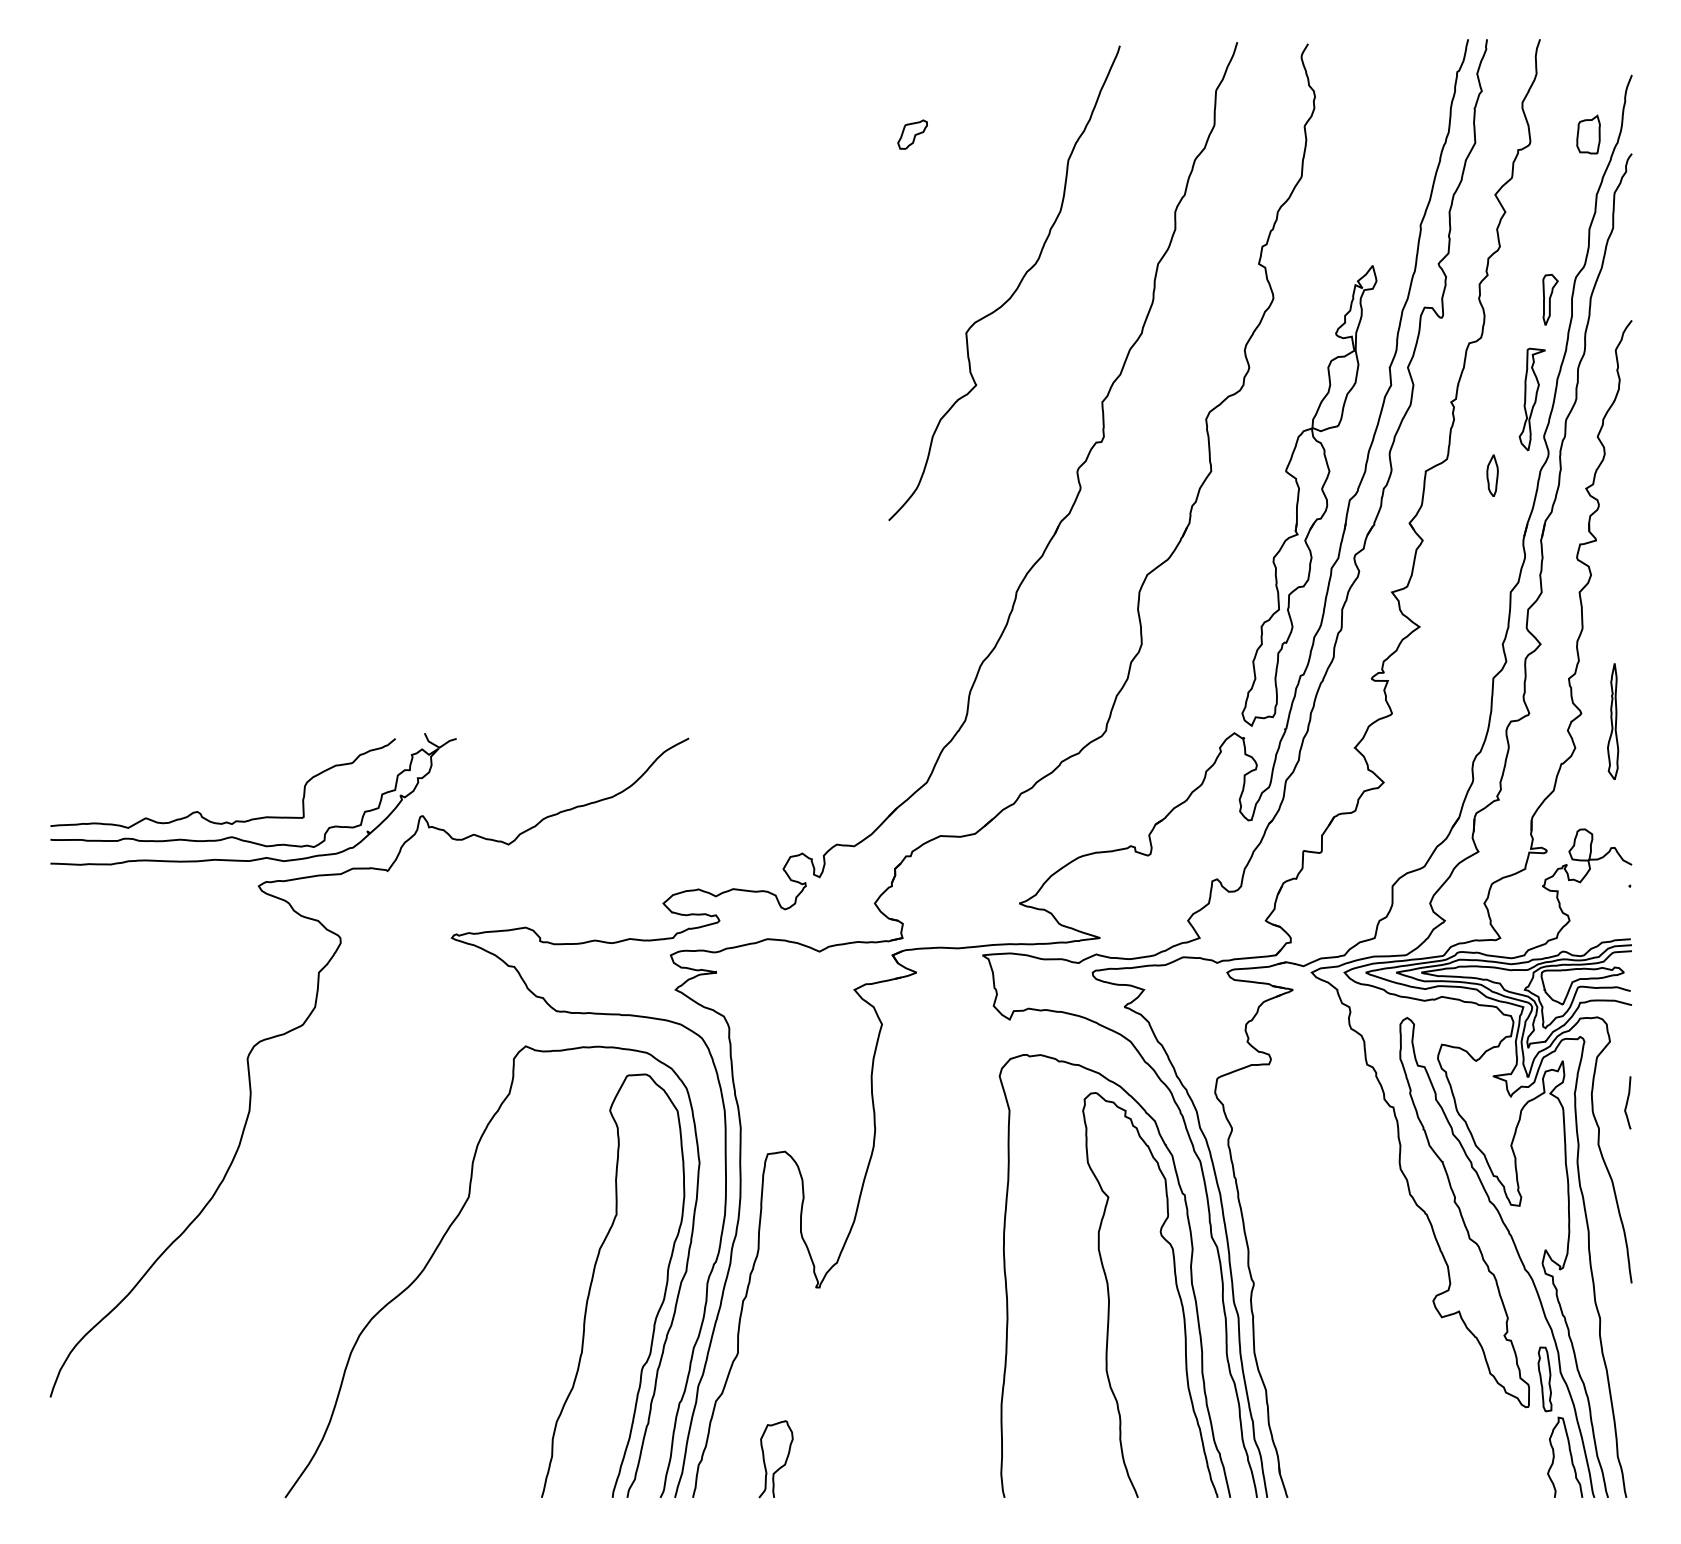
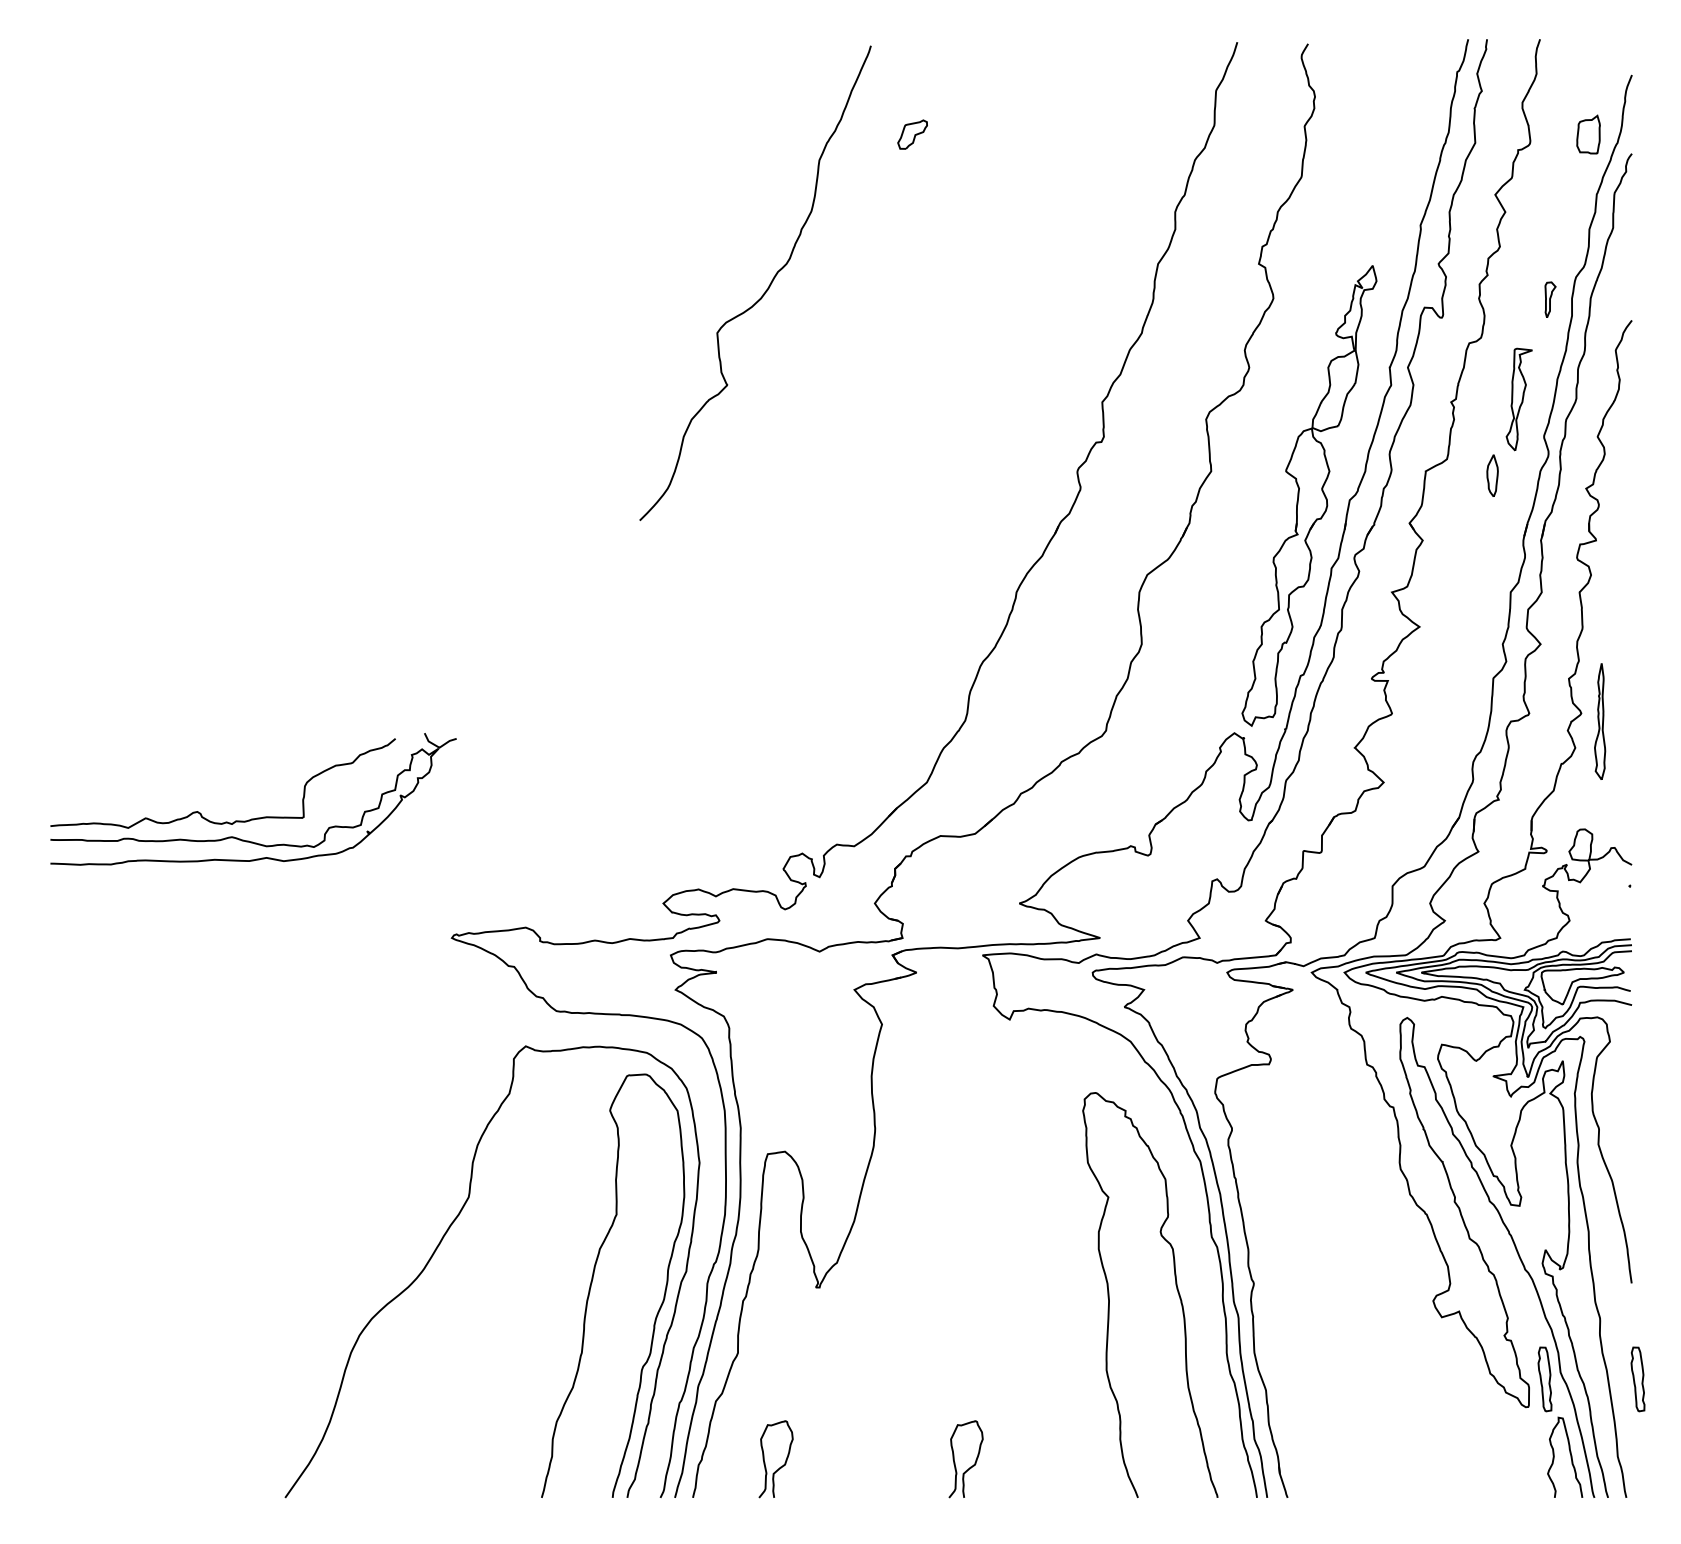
curve position: (1014, 290) -> (765, 290) (765, 290)
part size: 17x52 px -> 13x37 px (1550, 299)
part position: (1531, 399) -> (1518, 399) (1518, 399)
part position: (1613, 721) -> (1600, 721) (1600, 721)
curve: present -> none (305, 1023)
curve: present -> none (1627, 1102)
curve: present -> none (1190, 1275)
part: none -> present (1637, 1379)
curve: none -> present (970, 1466)
